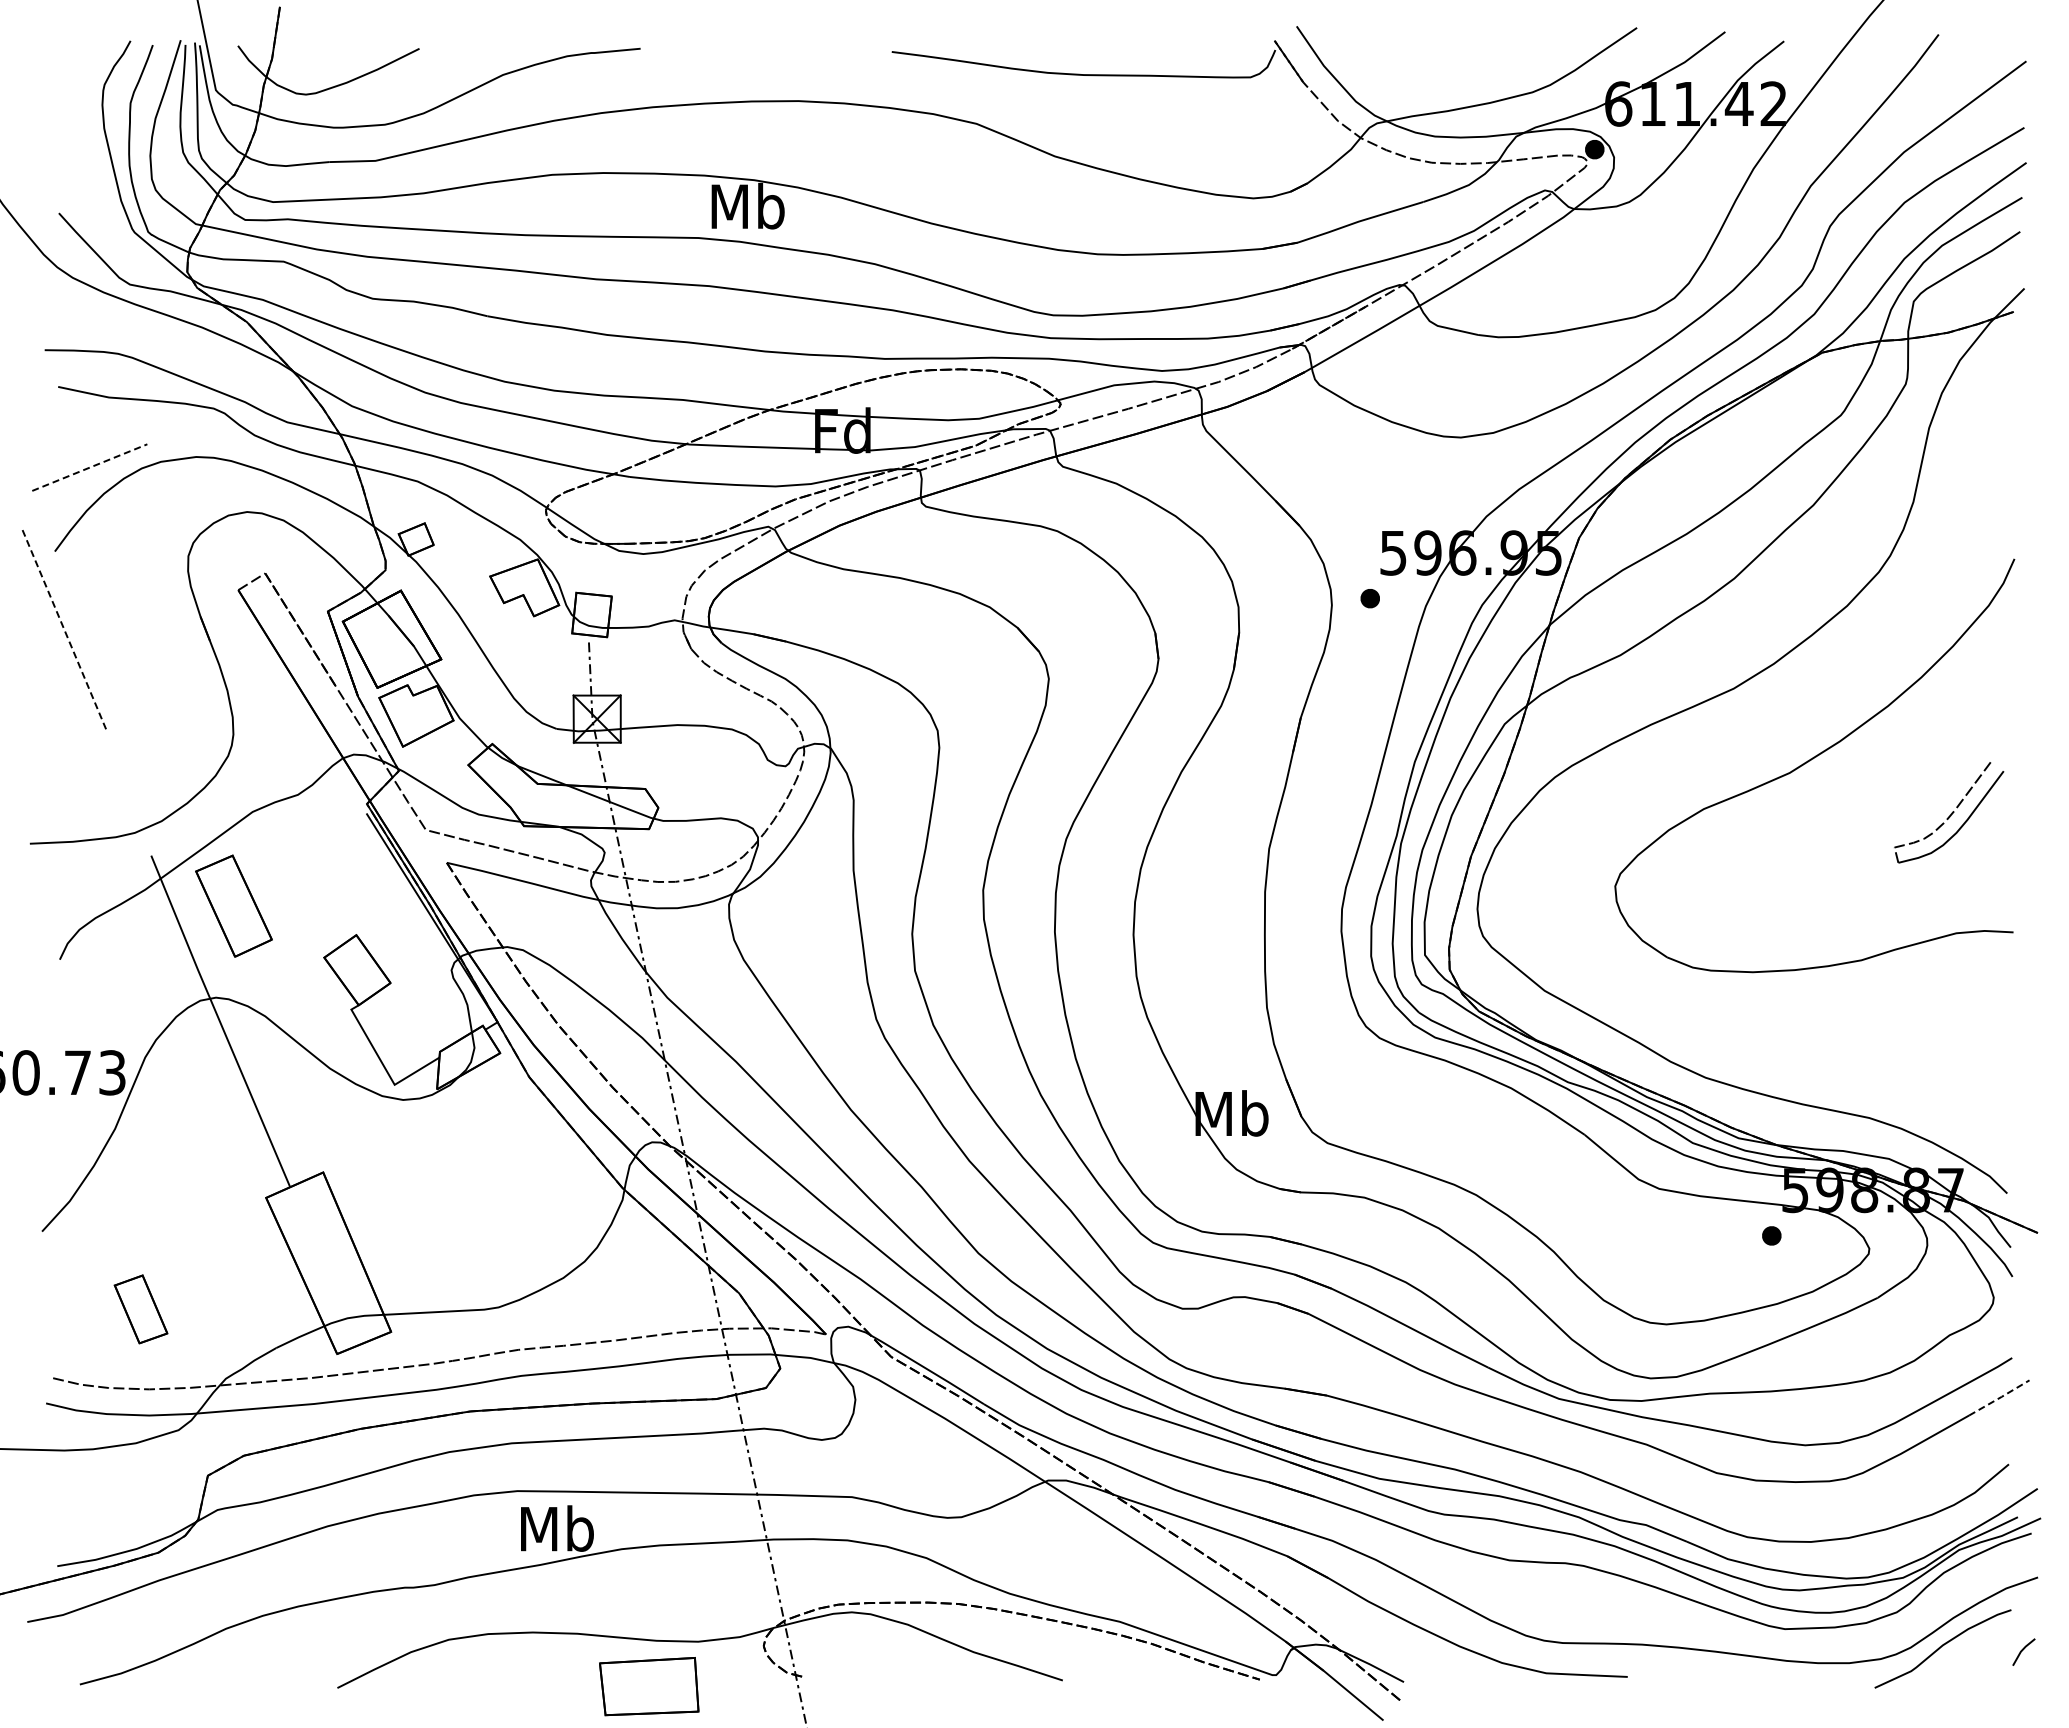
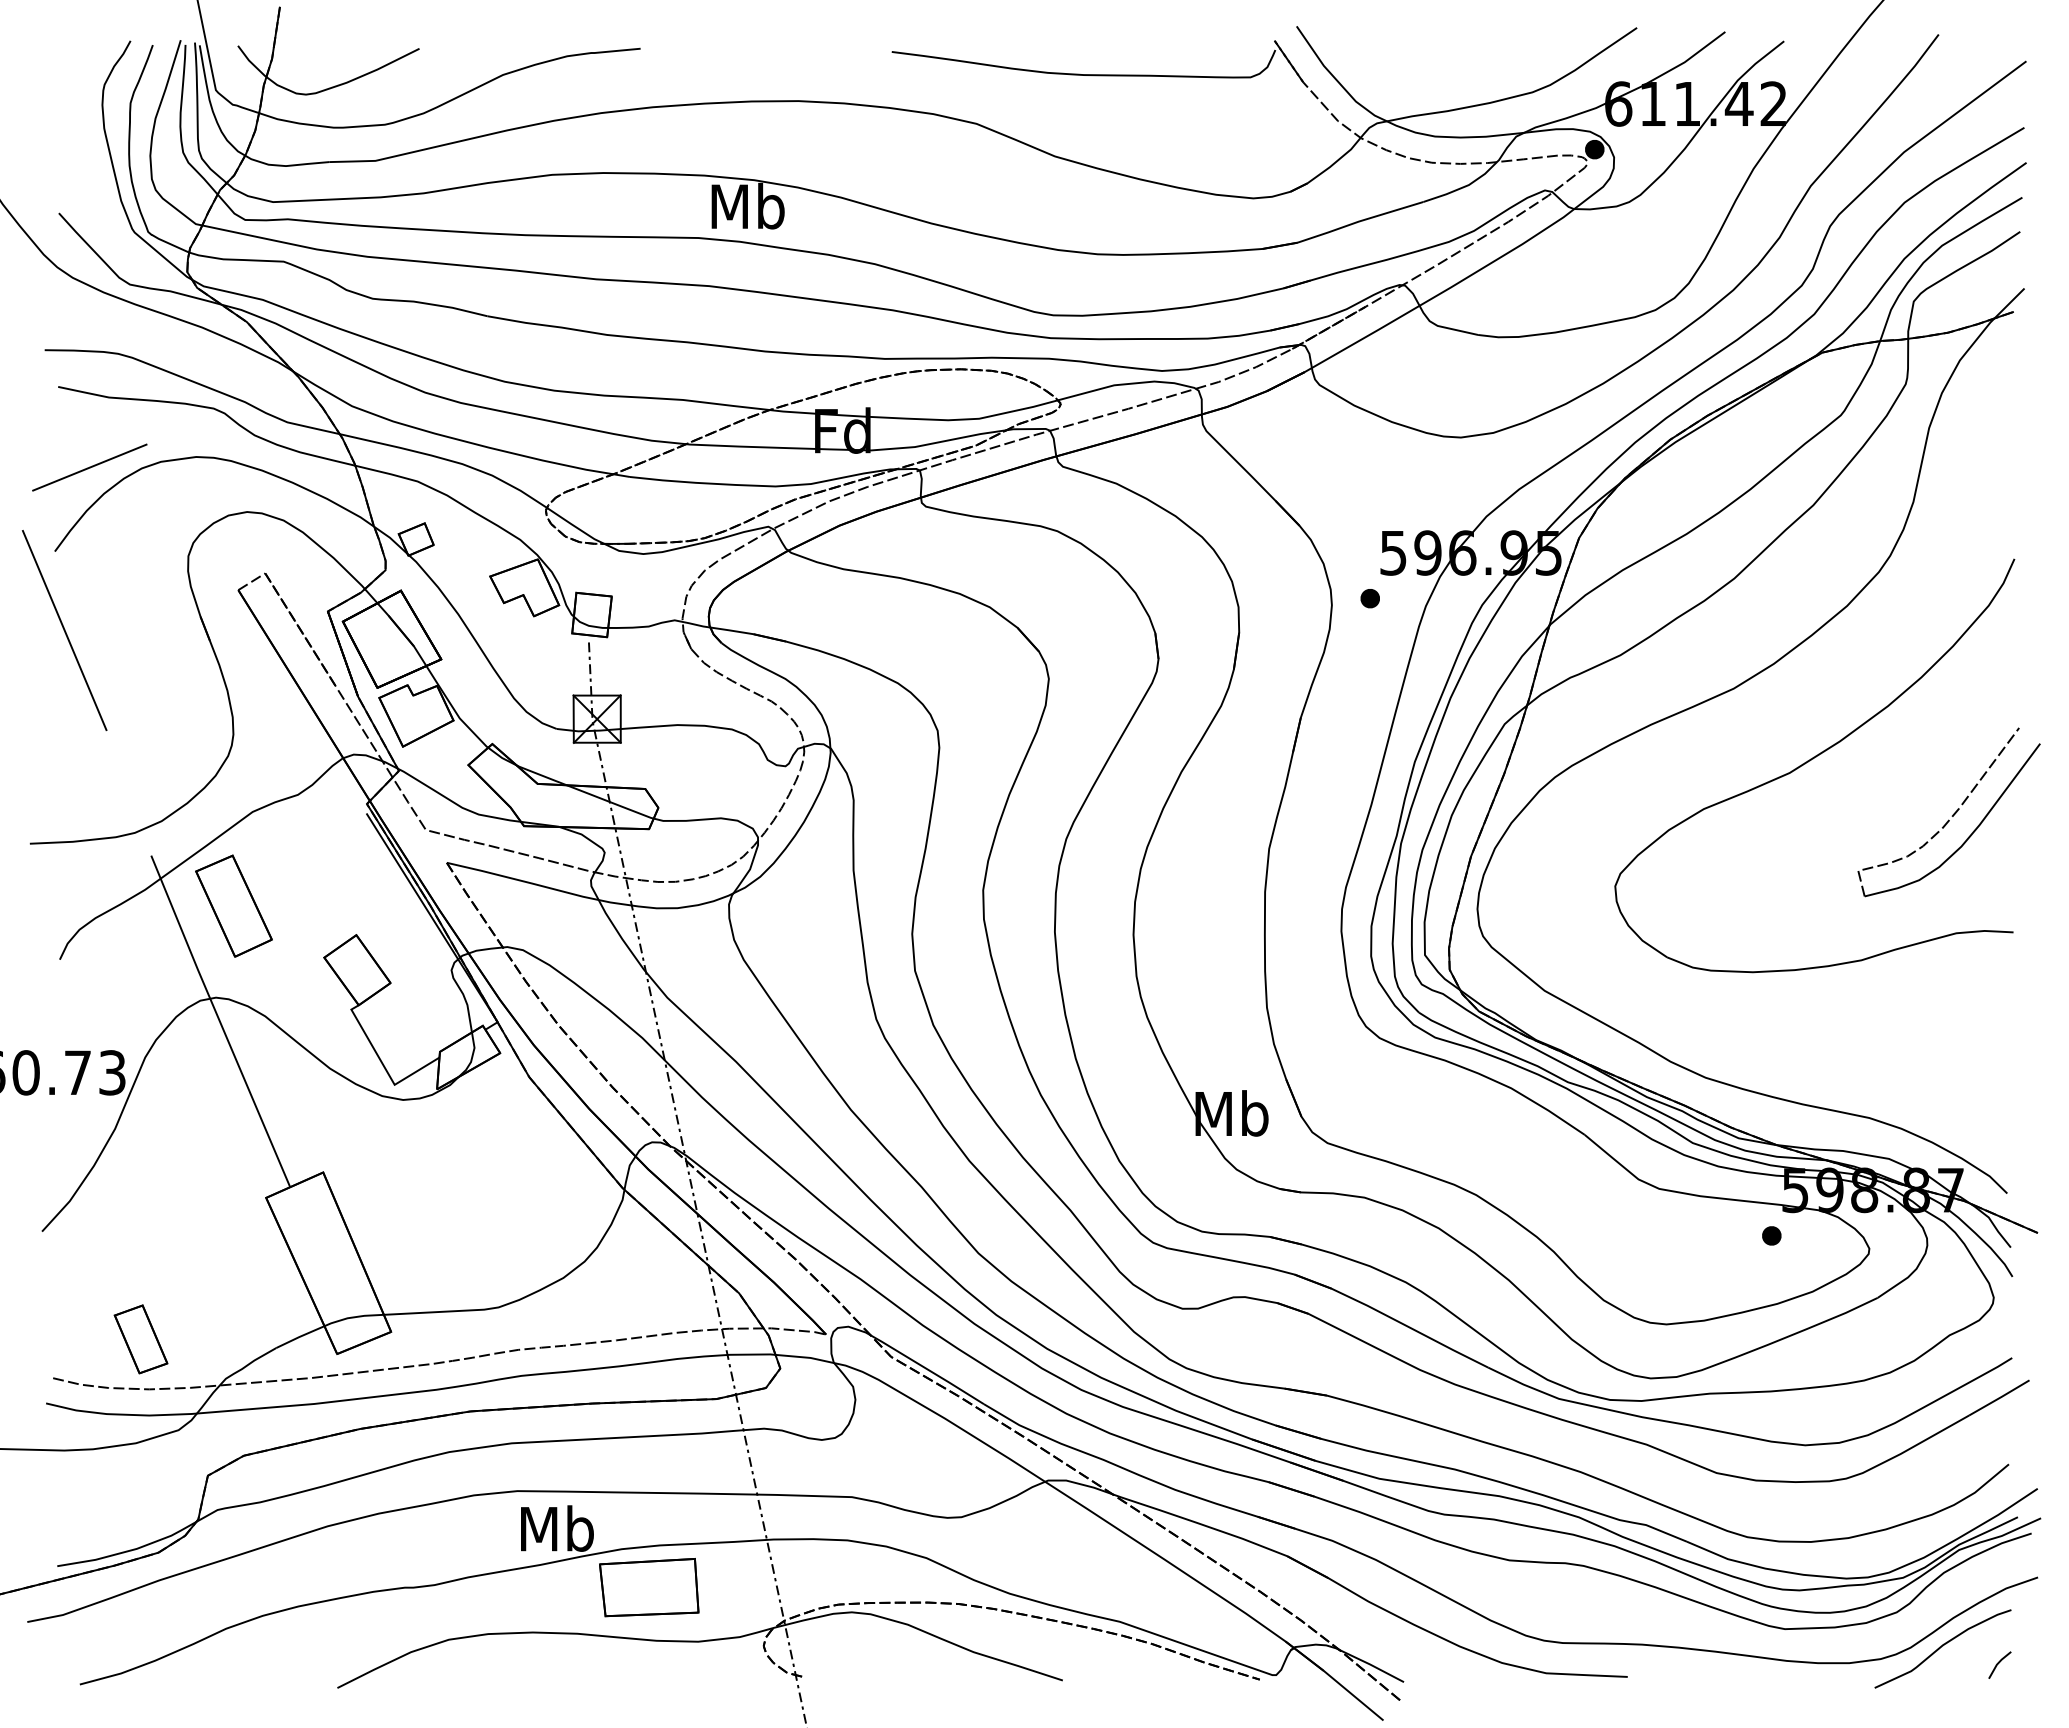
line: dashed -> solid (90, 467)
line: dashed -> solid (64, 630)
part size: 111x102 px -> 184x171 px (1948, 812)
part position: (140, 1309) -> (140, 1339) (140, 1339)
line: dashed -> solid (2000, 1397)
line position: (2023, 1650) -> (1999, 1663) (1999, 1663)
part position: (649, 1686) -> (649, 1587) (649, 1587)
